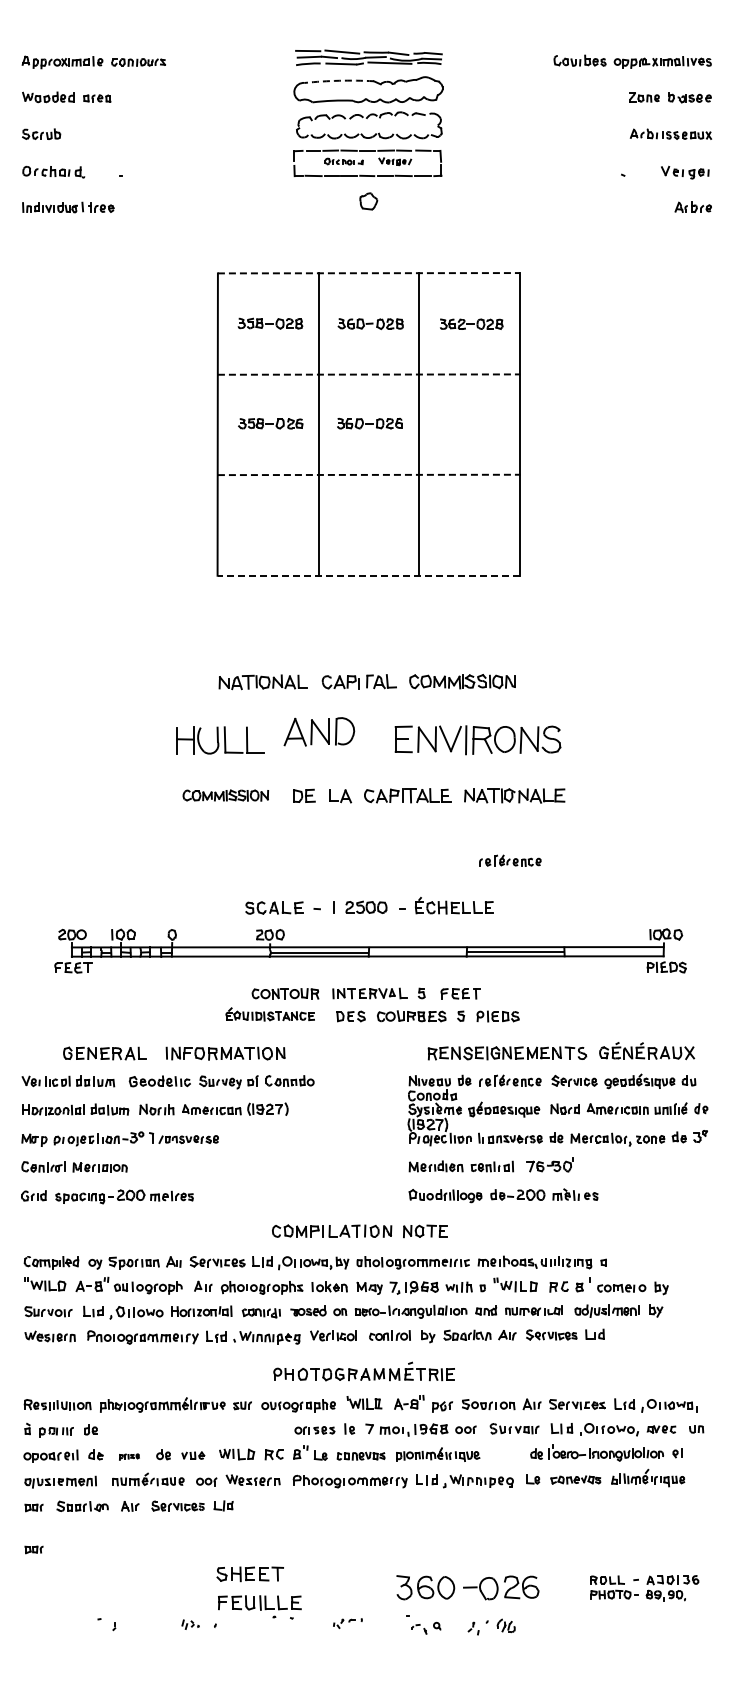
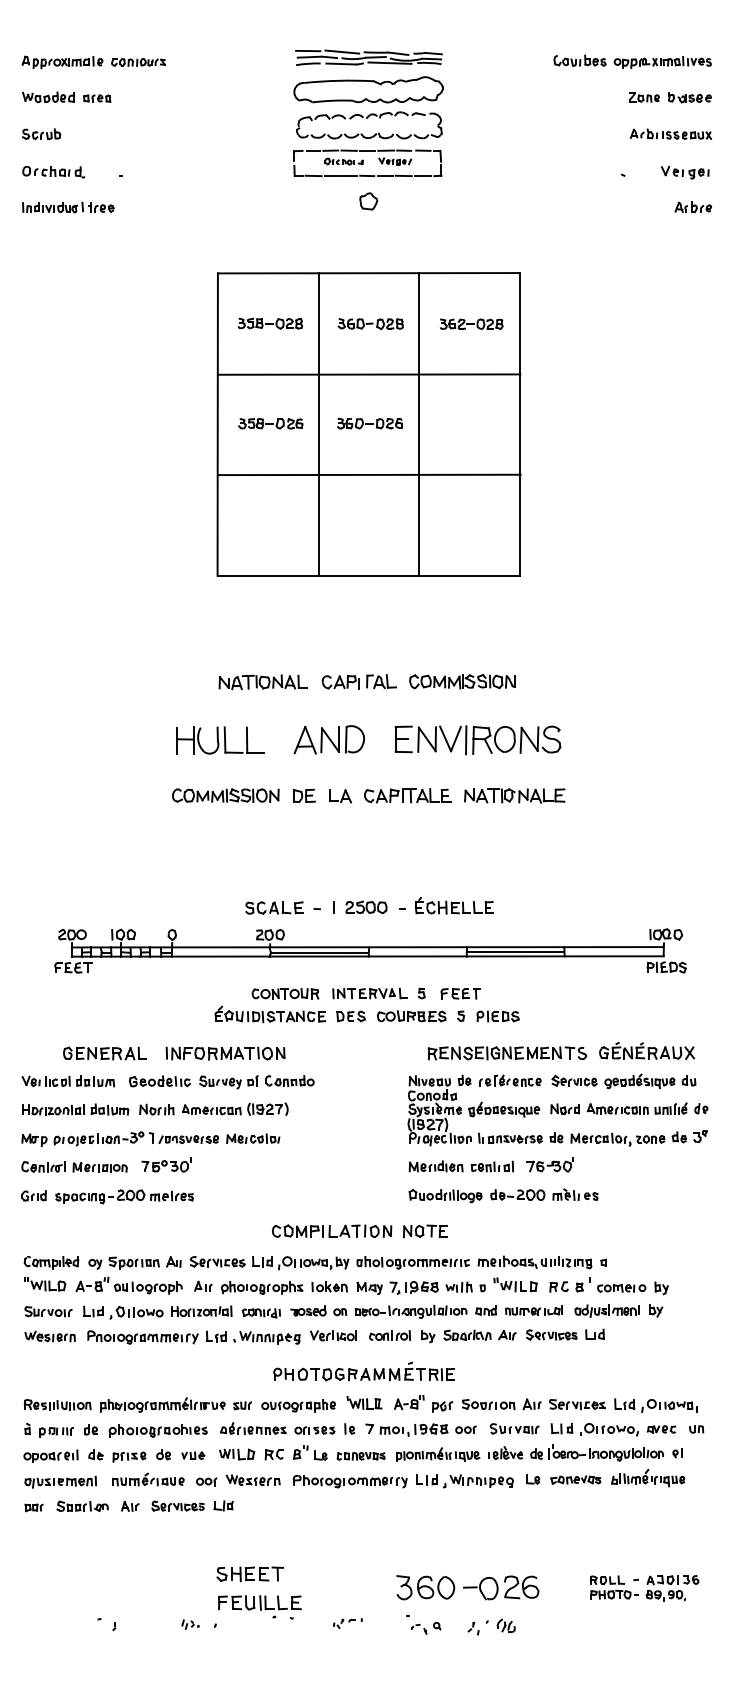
arc: dashed -> solid (339, 80)
line: dashed -> solid (369, 273)
line: dashed -> solid (369, 374)
line: dashed -> solid (369, 474)
line: dashed -> solid (368, 575)
part position: (319, 731) -> (329, 739) (329, 739)
part size: 87x13 px -> 108x15 px (225, 795)
part: present -> none (510, 860)
part size: 90x15 px -> 112x19 px (269, 1014)
part: none -> present (253, 1138)
part: none -> present (166, 1164)
part: none -> present (253, 1428)
part: none -> present (157, 1430)
part: none -> present (505, 1452)
part size: 21x8 px -> 35x12 px (129, 1456)
part: present -> none (33, 1549)
